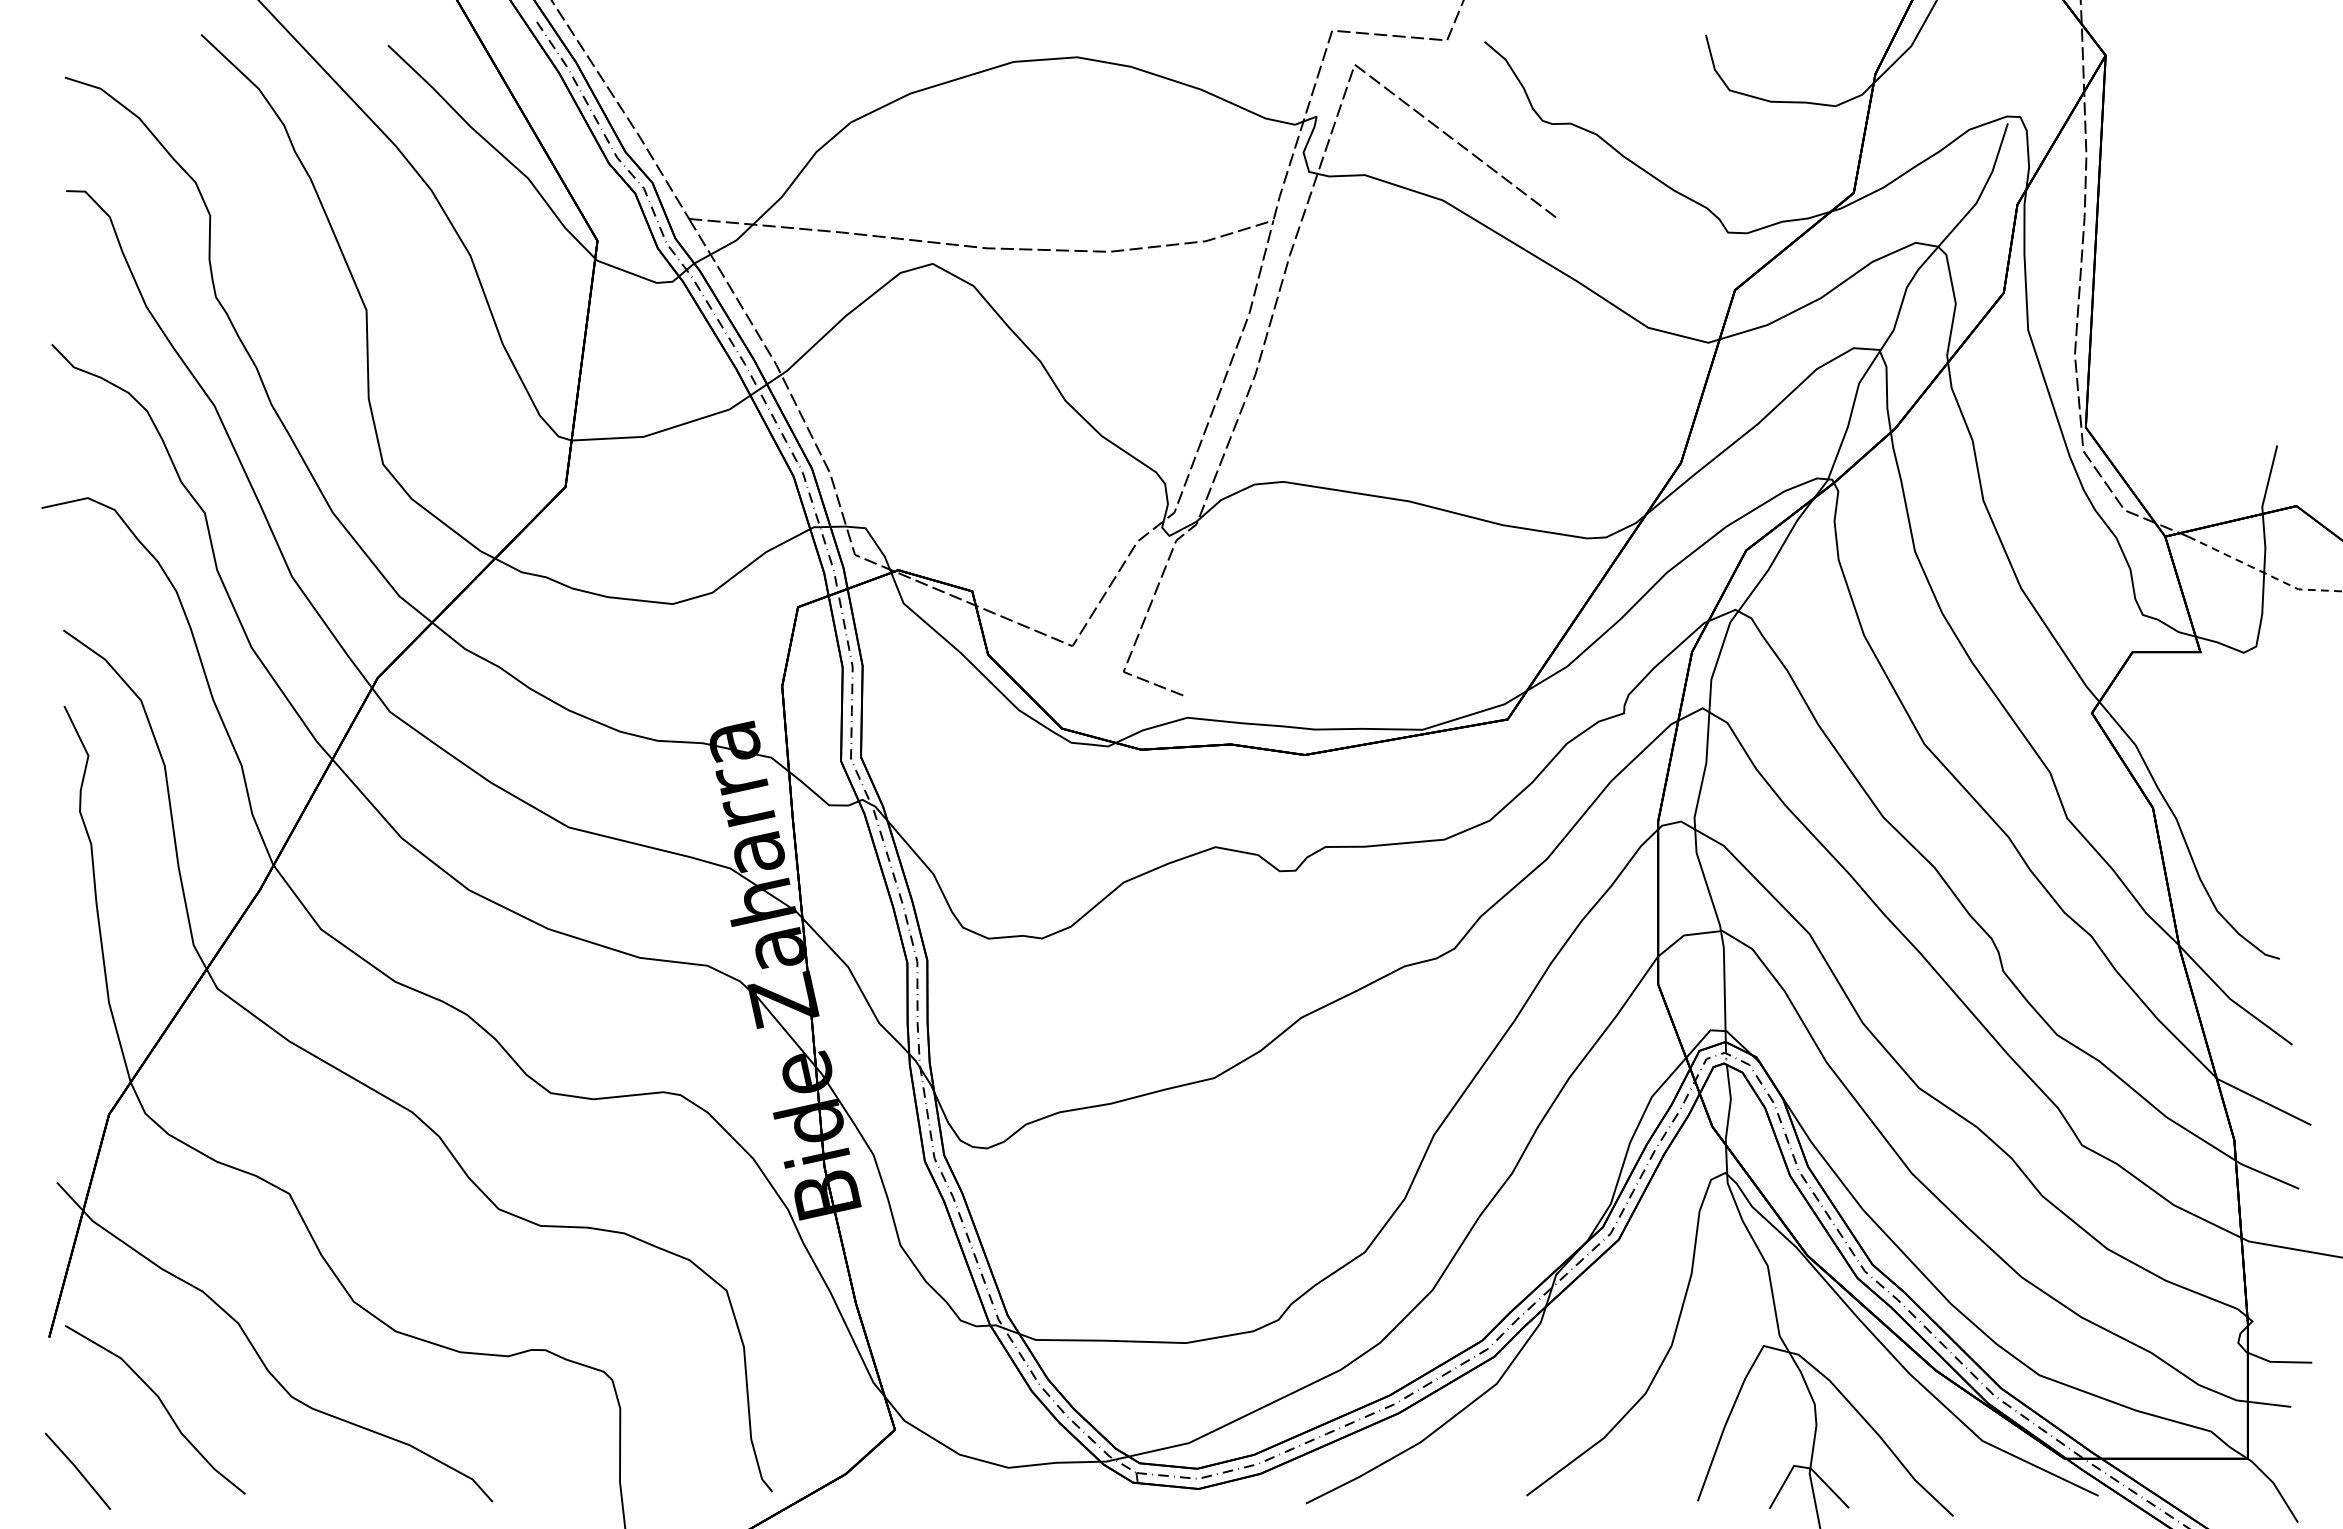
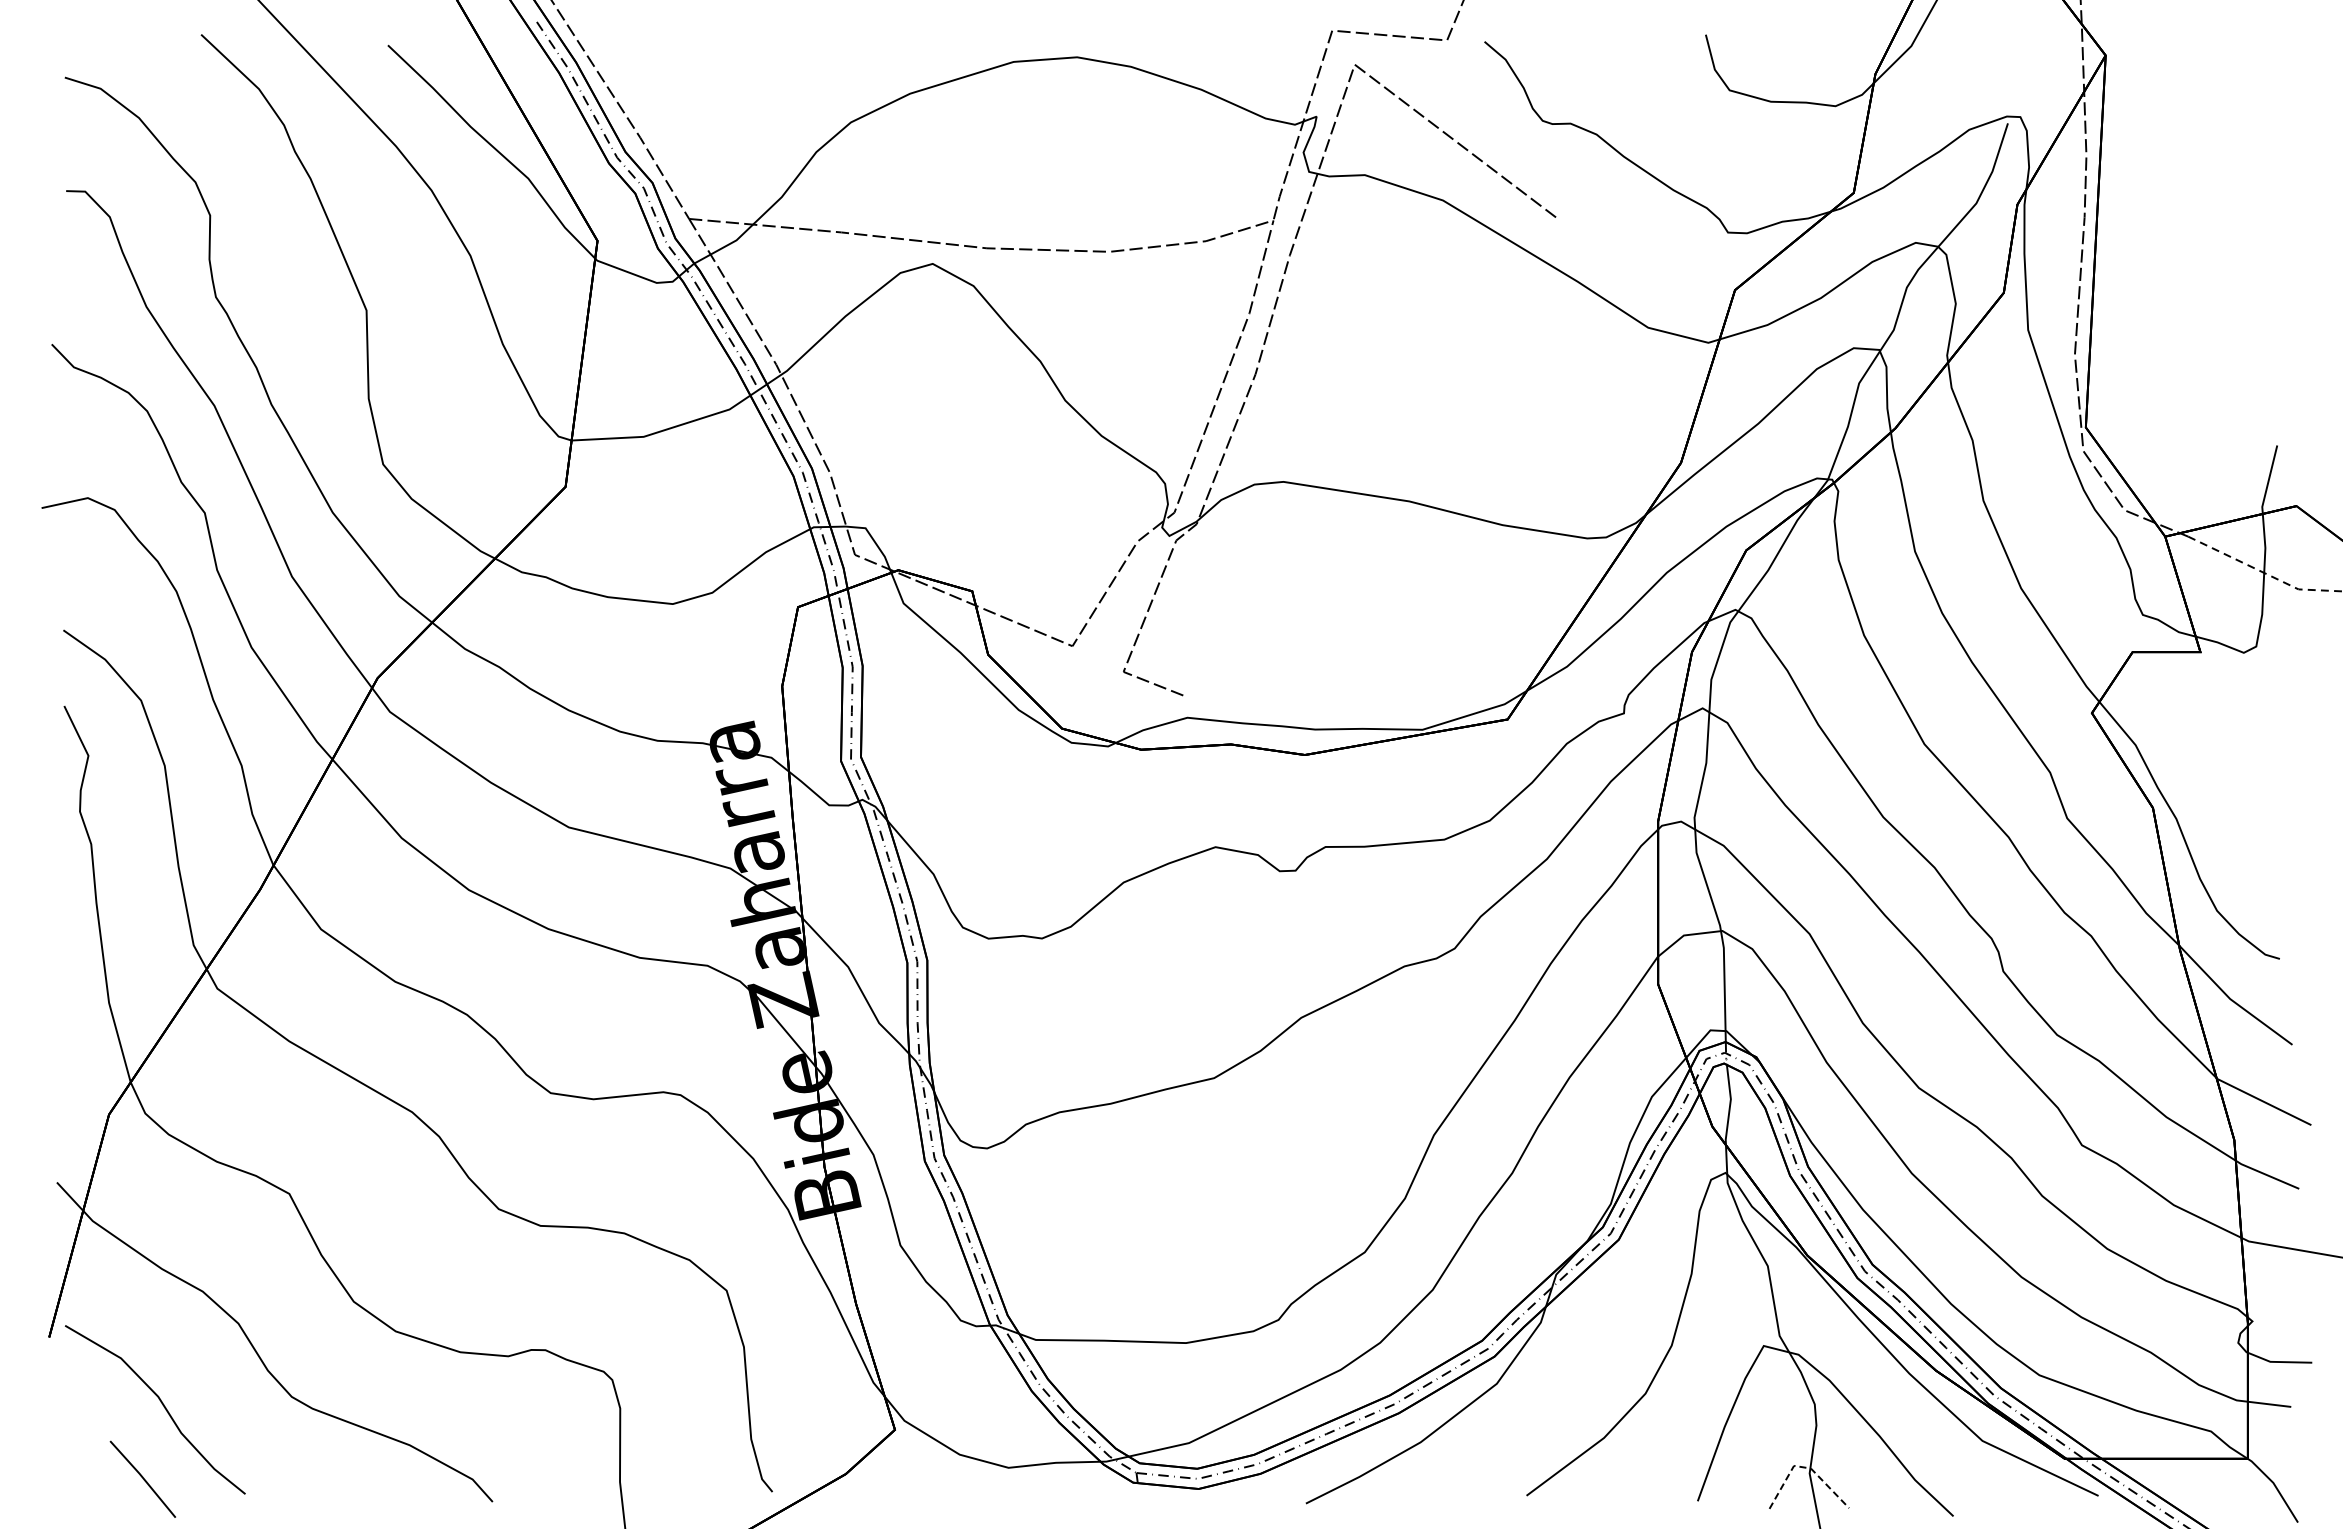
line: solid -> dashed (1805, 1467)
line position: (77, 1470) -> (142, 1478) (142, 1478)
